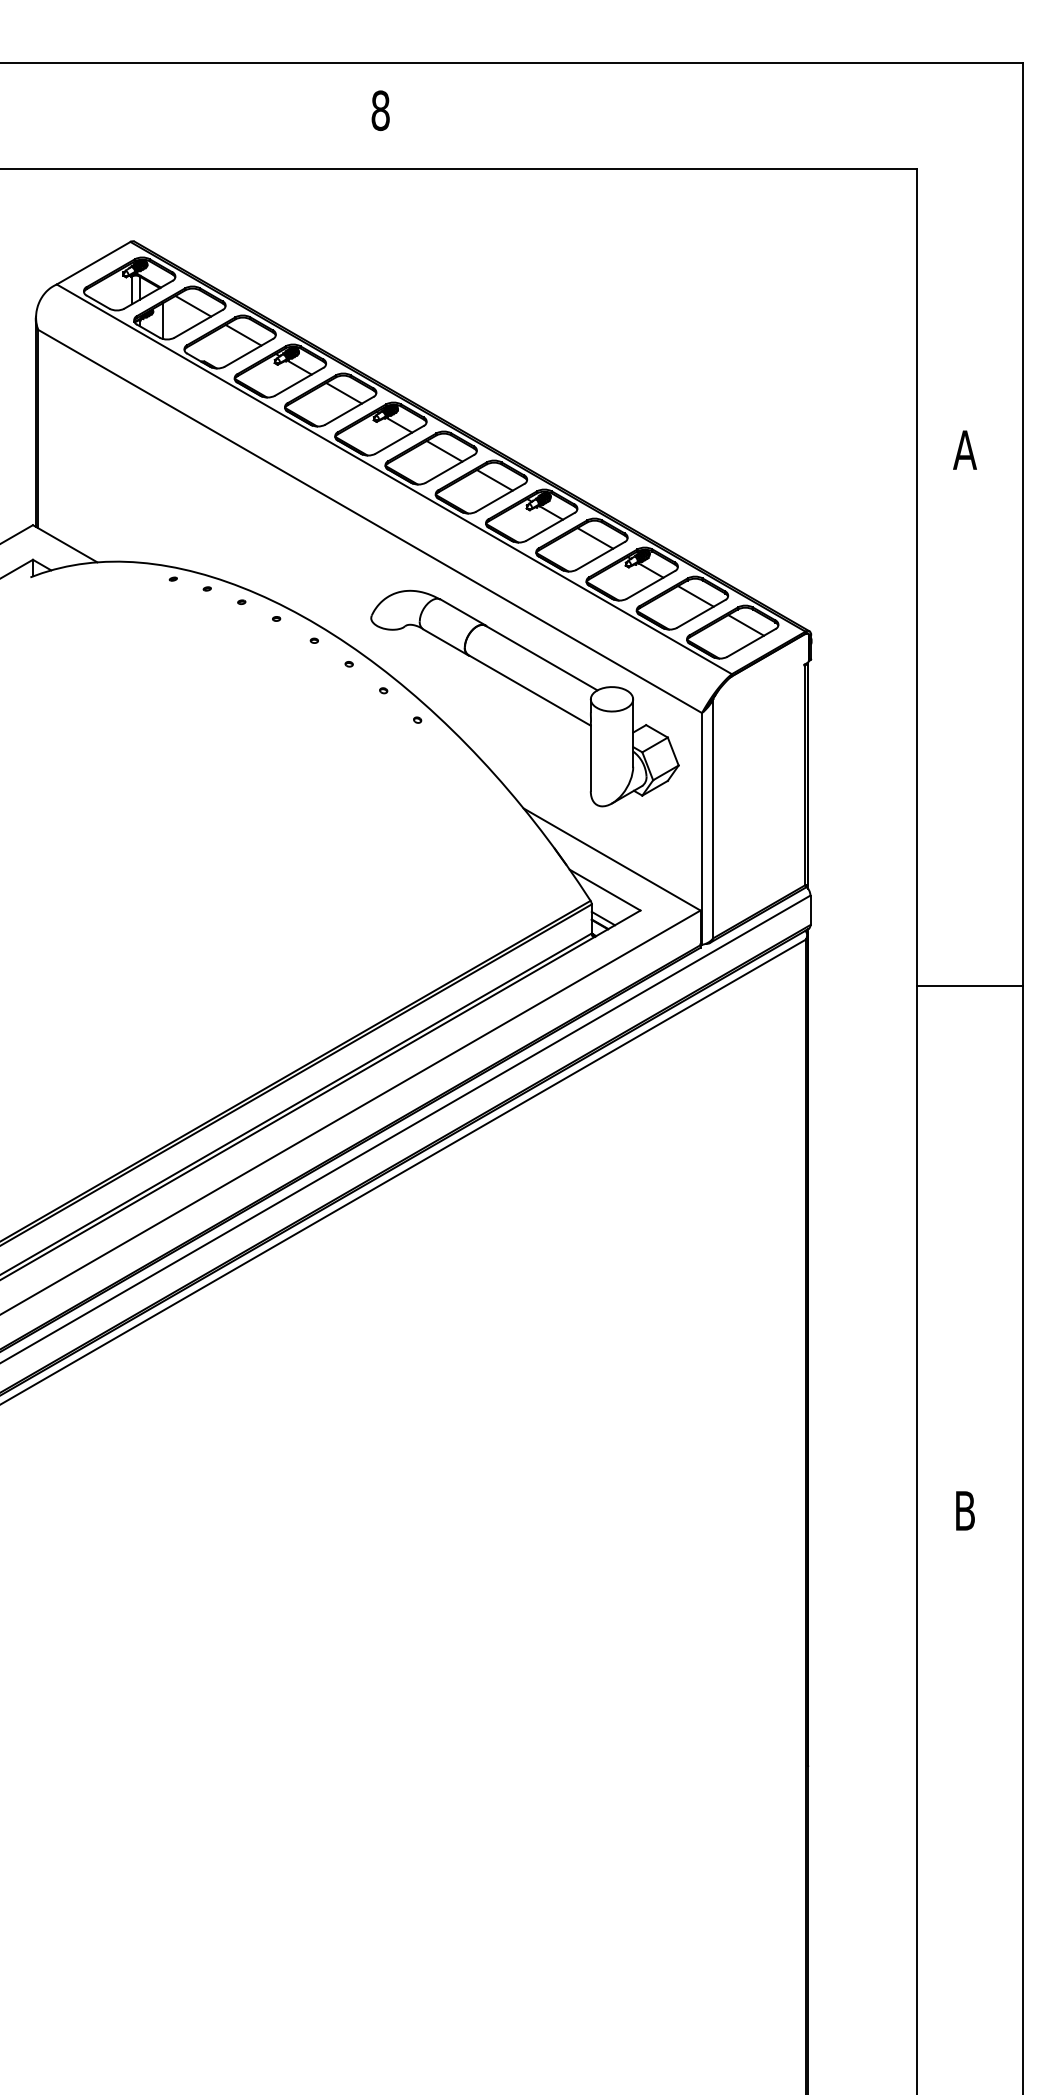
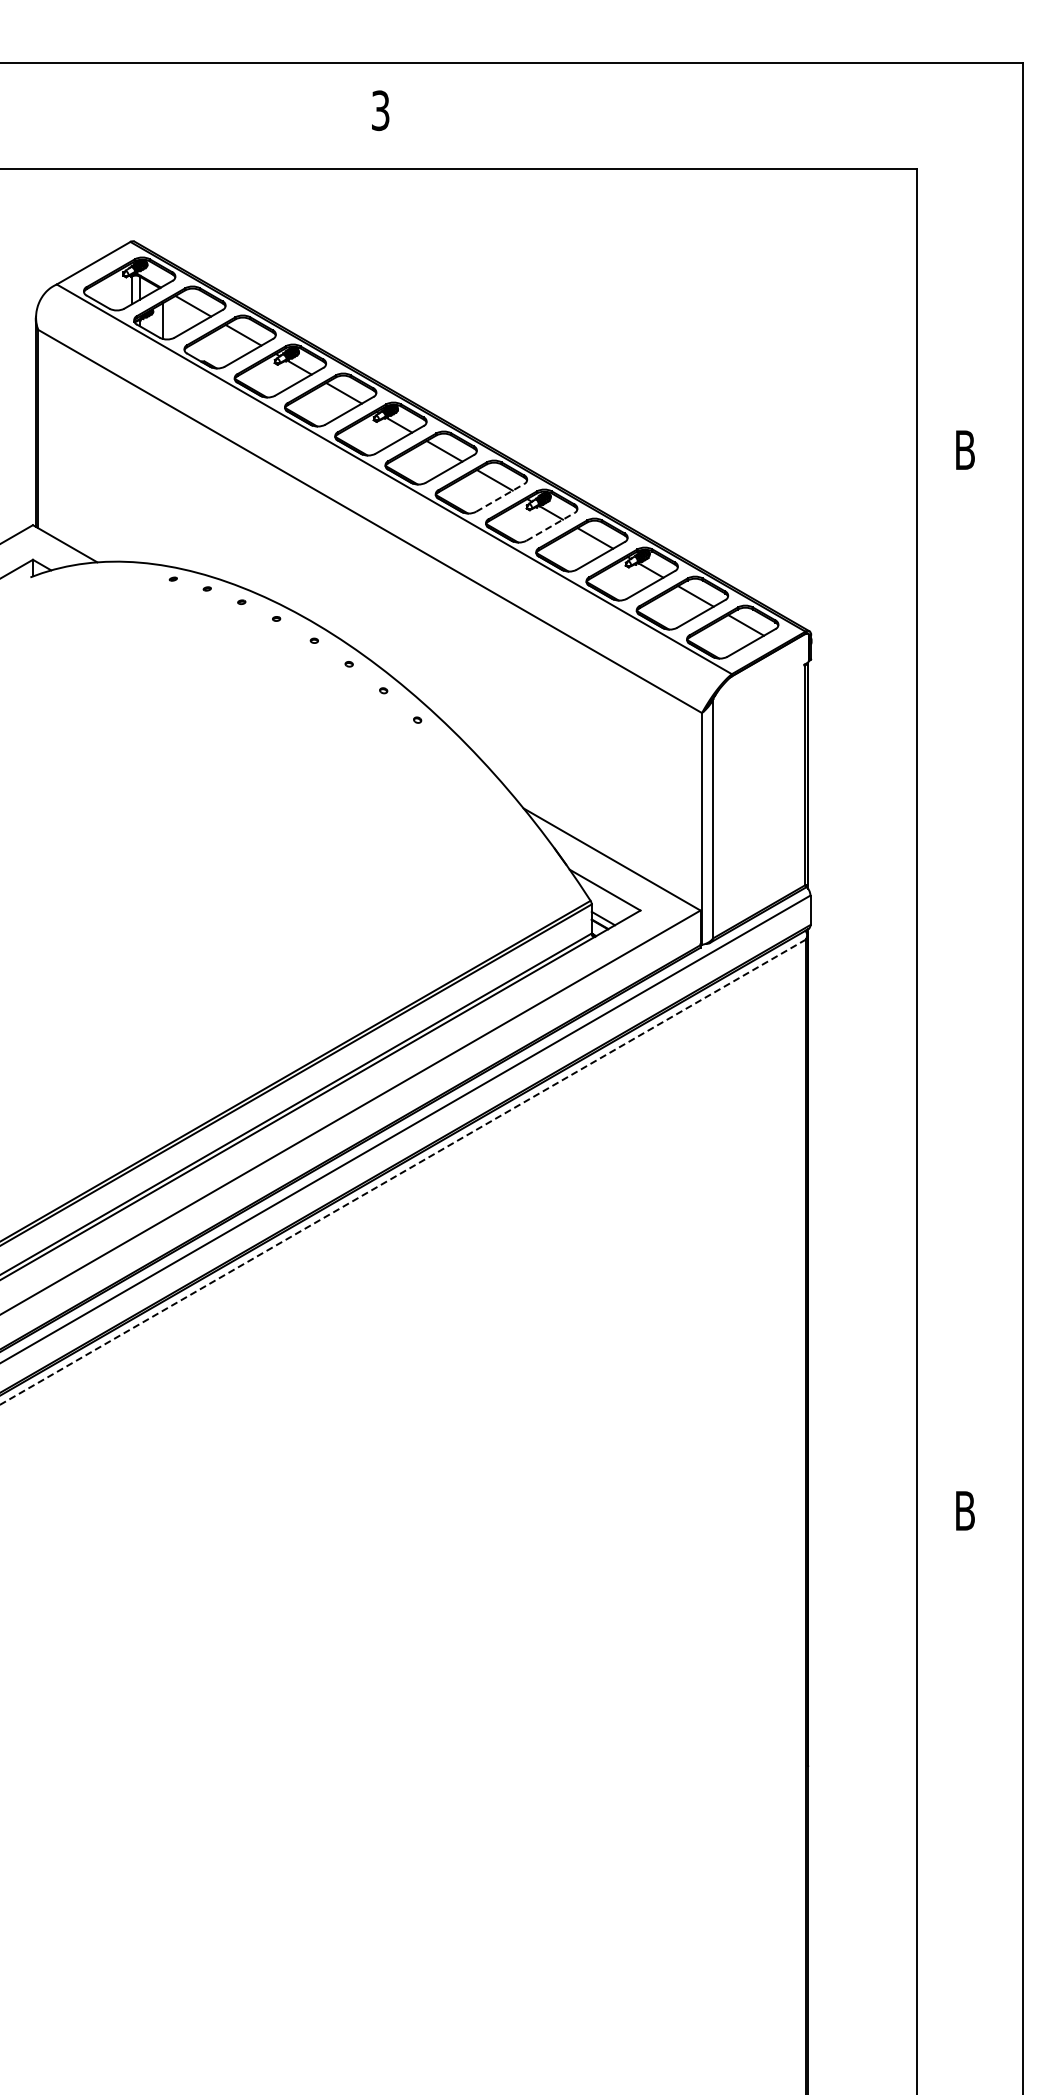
text: 8 -> 3 (380, 110)
text: A -> B (964, 449)
line: solid -> dashed (500, 497)
line: solid -> dashed (550, 526)
part: present -> none (527, 690)
line: present -> none (970, 985)
line: solid -> dashed (402, 1172)
